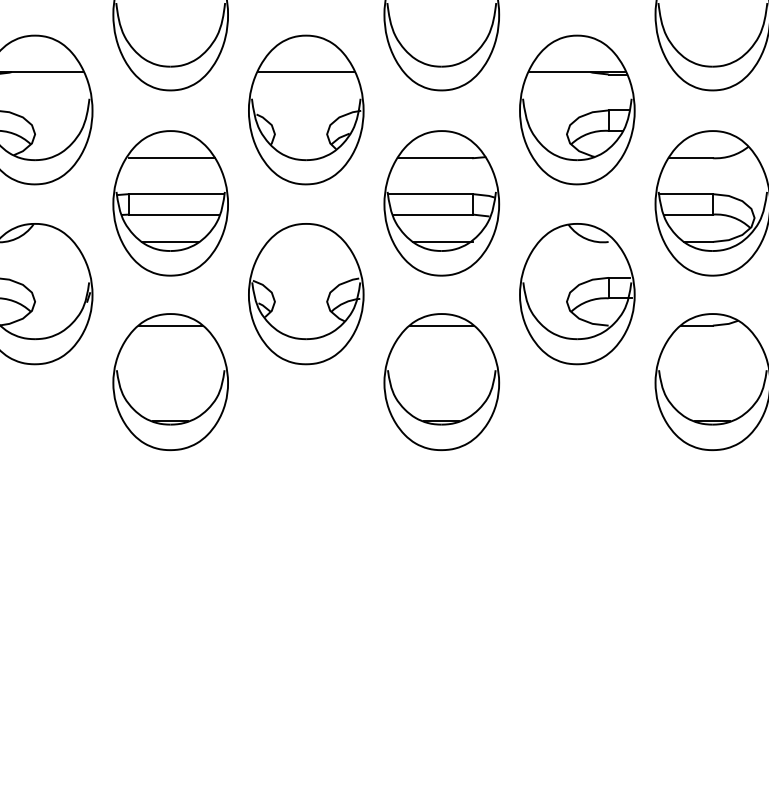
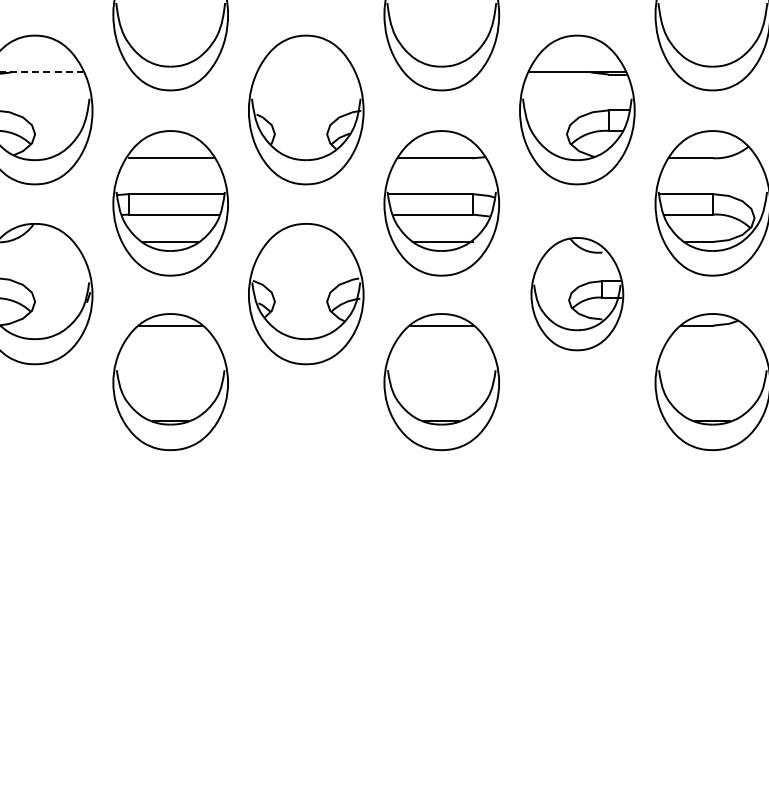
line: solid -> dashed (42, 72)
line: present -> none (305, 72)
part size: 117x143 px -> 95x115 px (577, 294)
